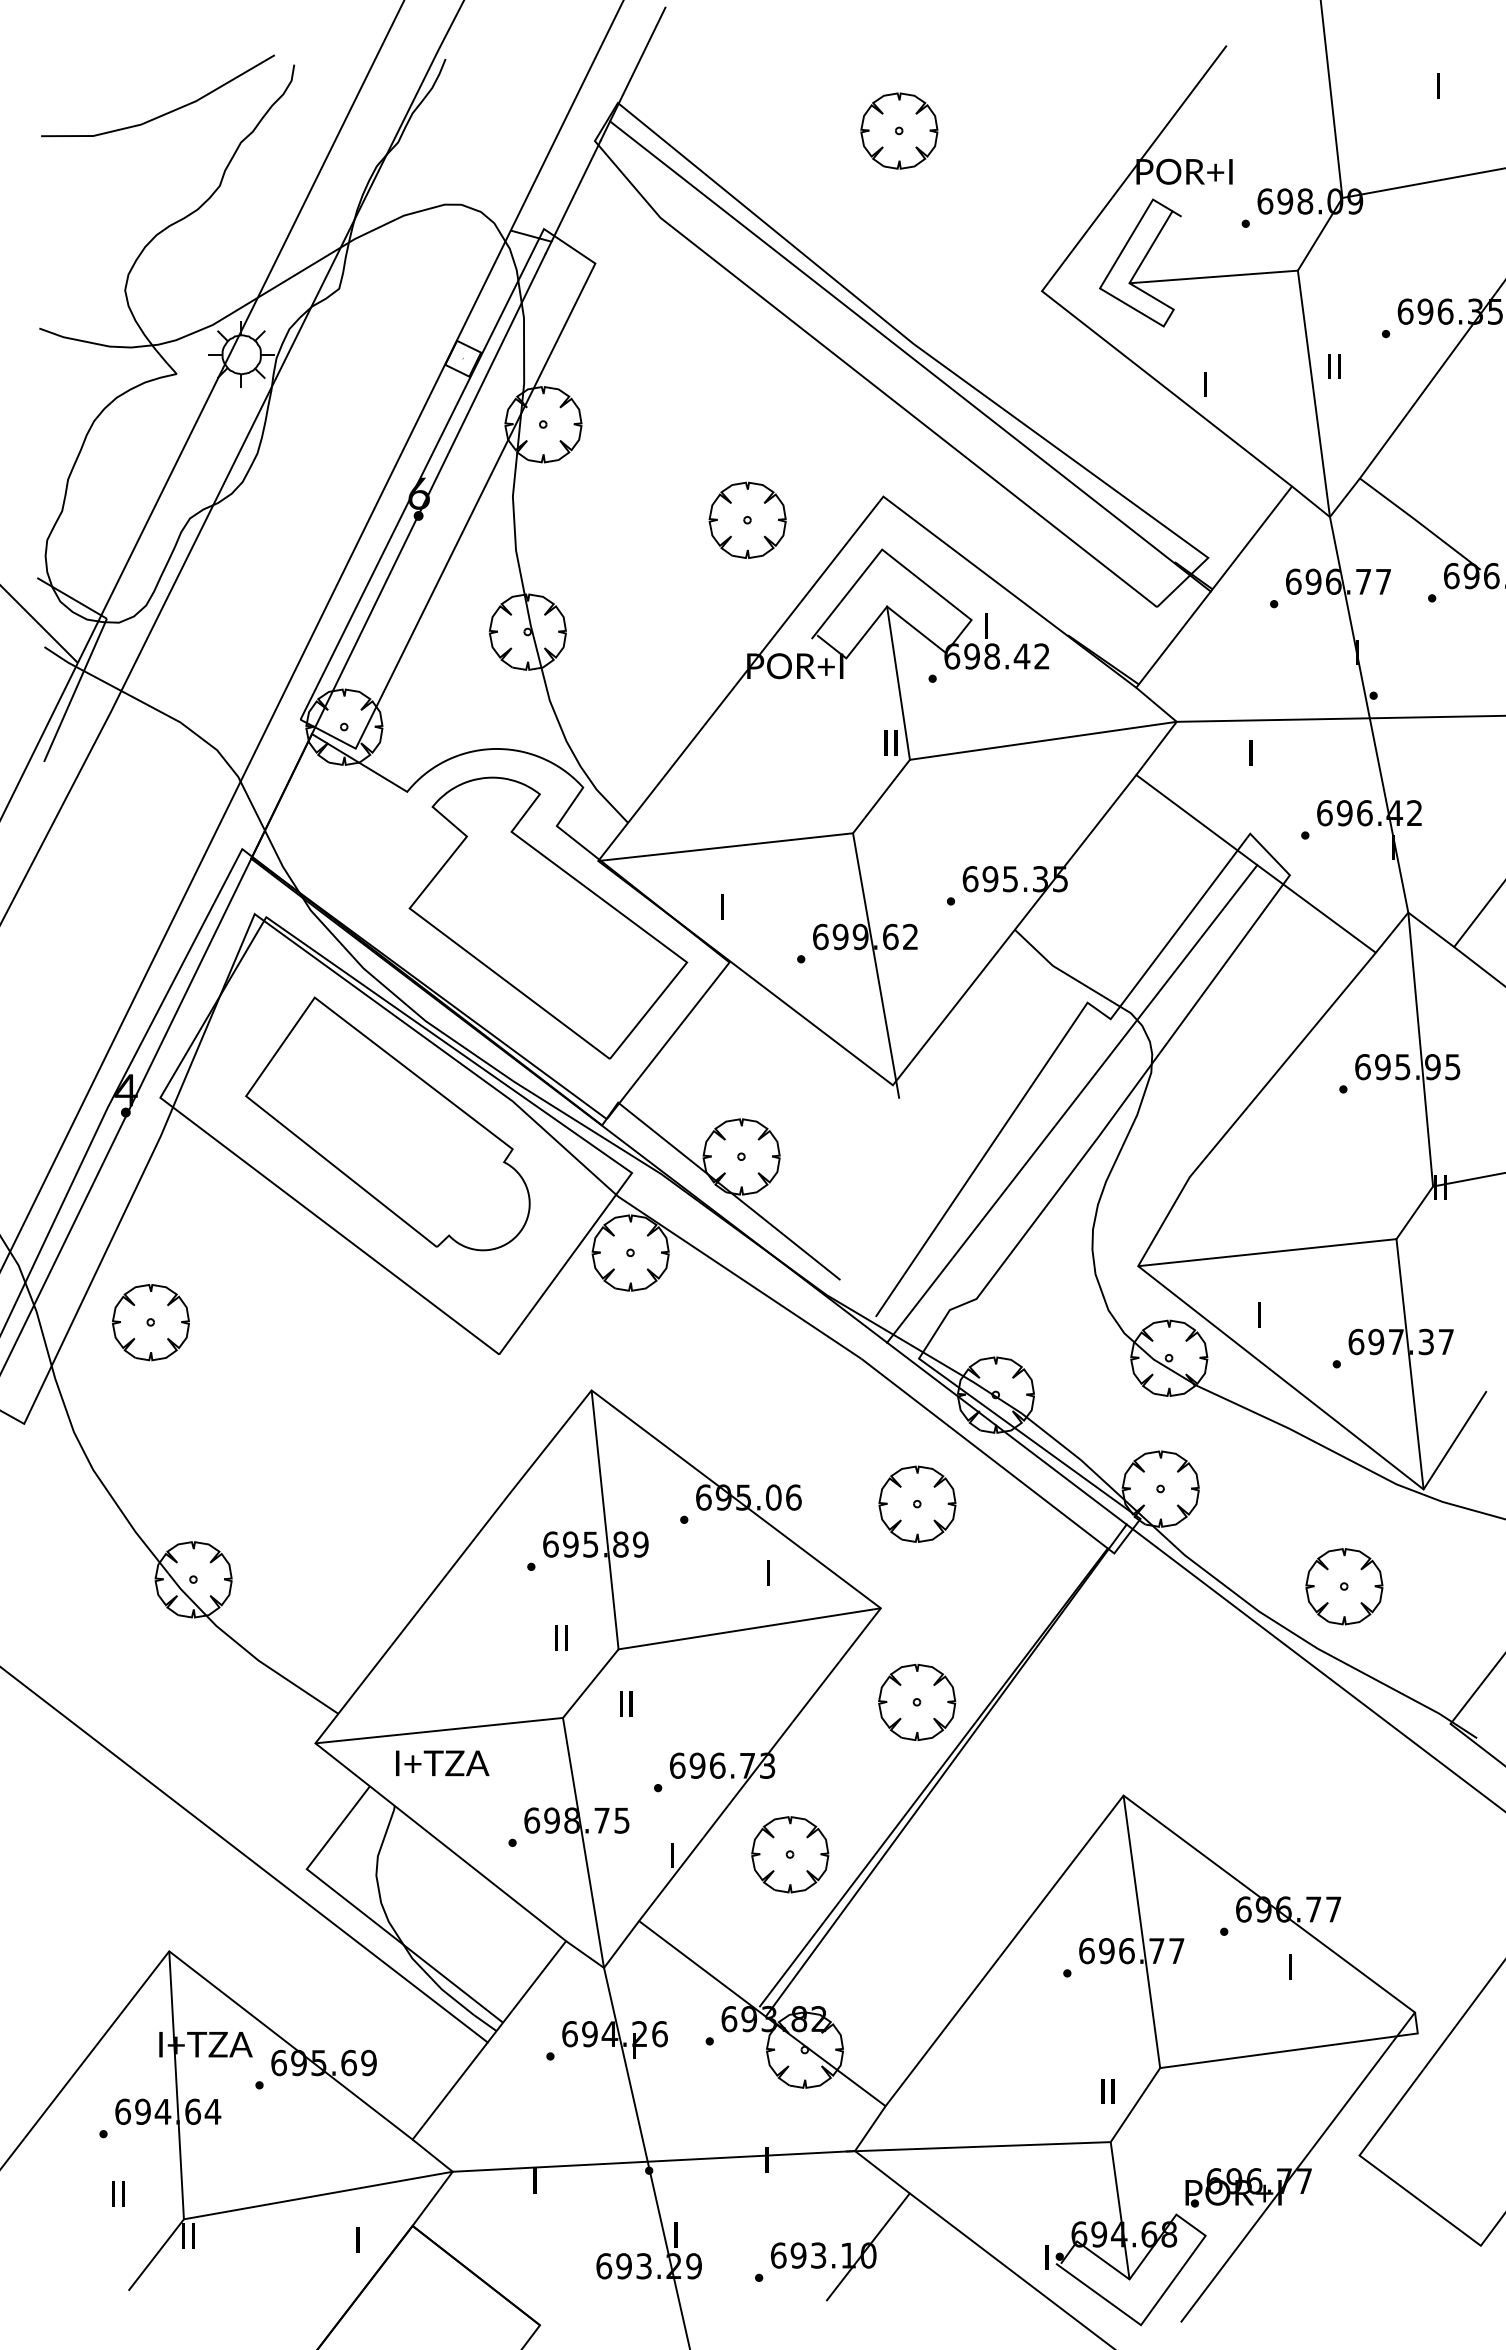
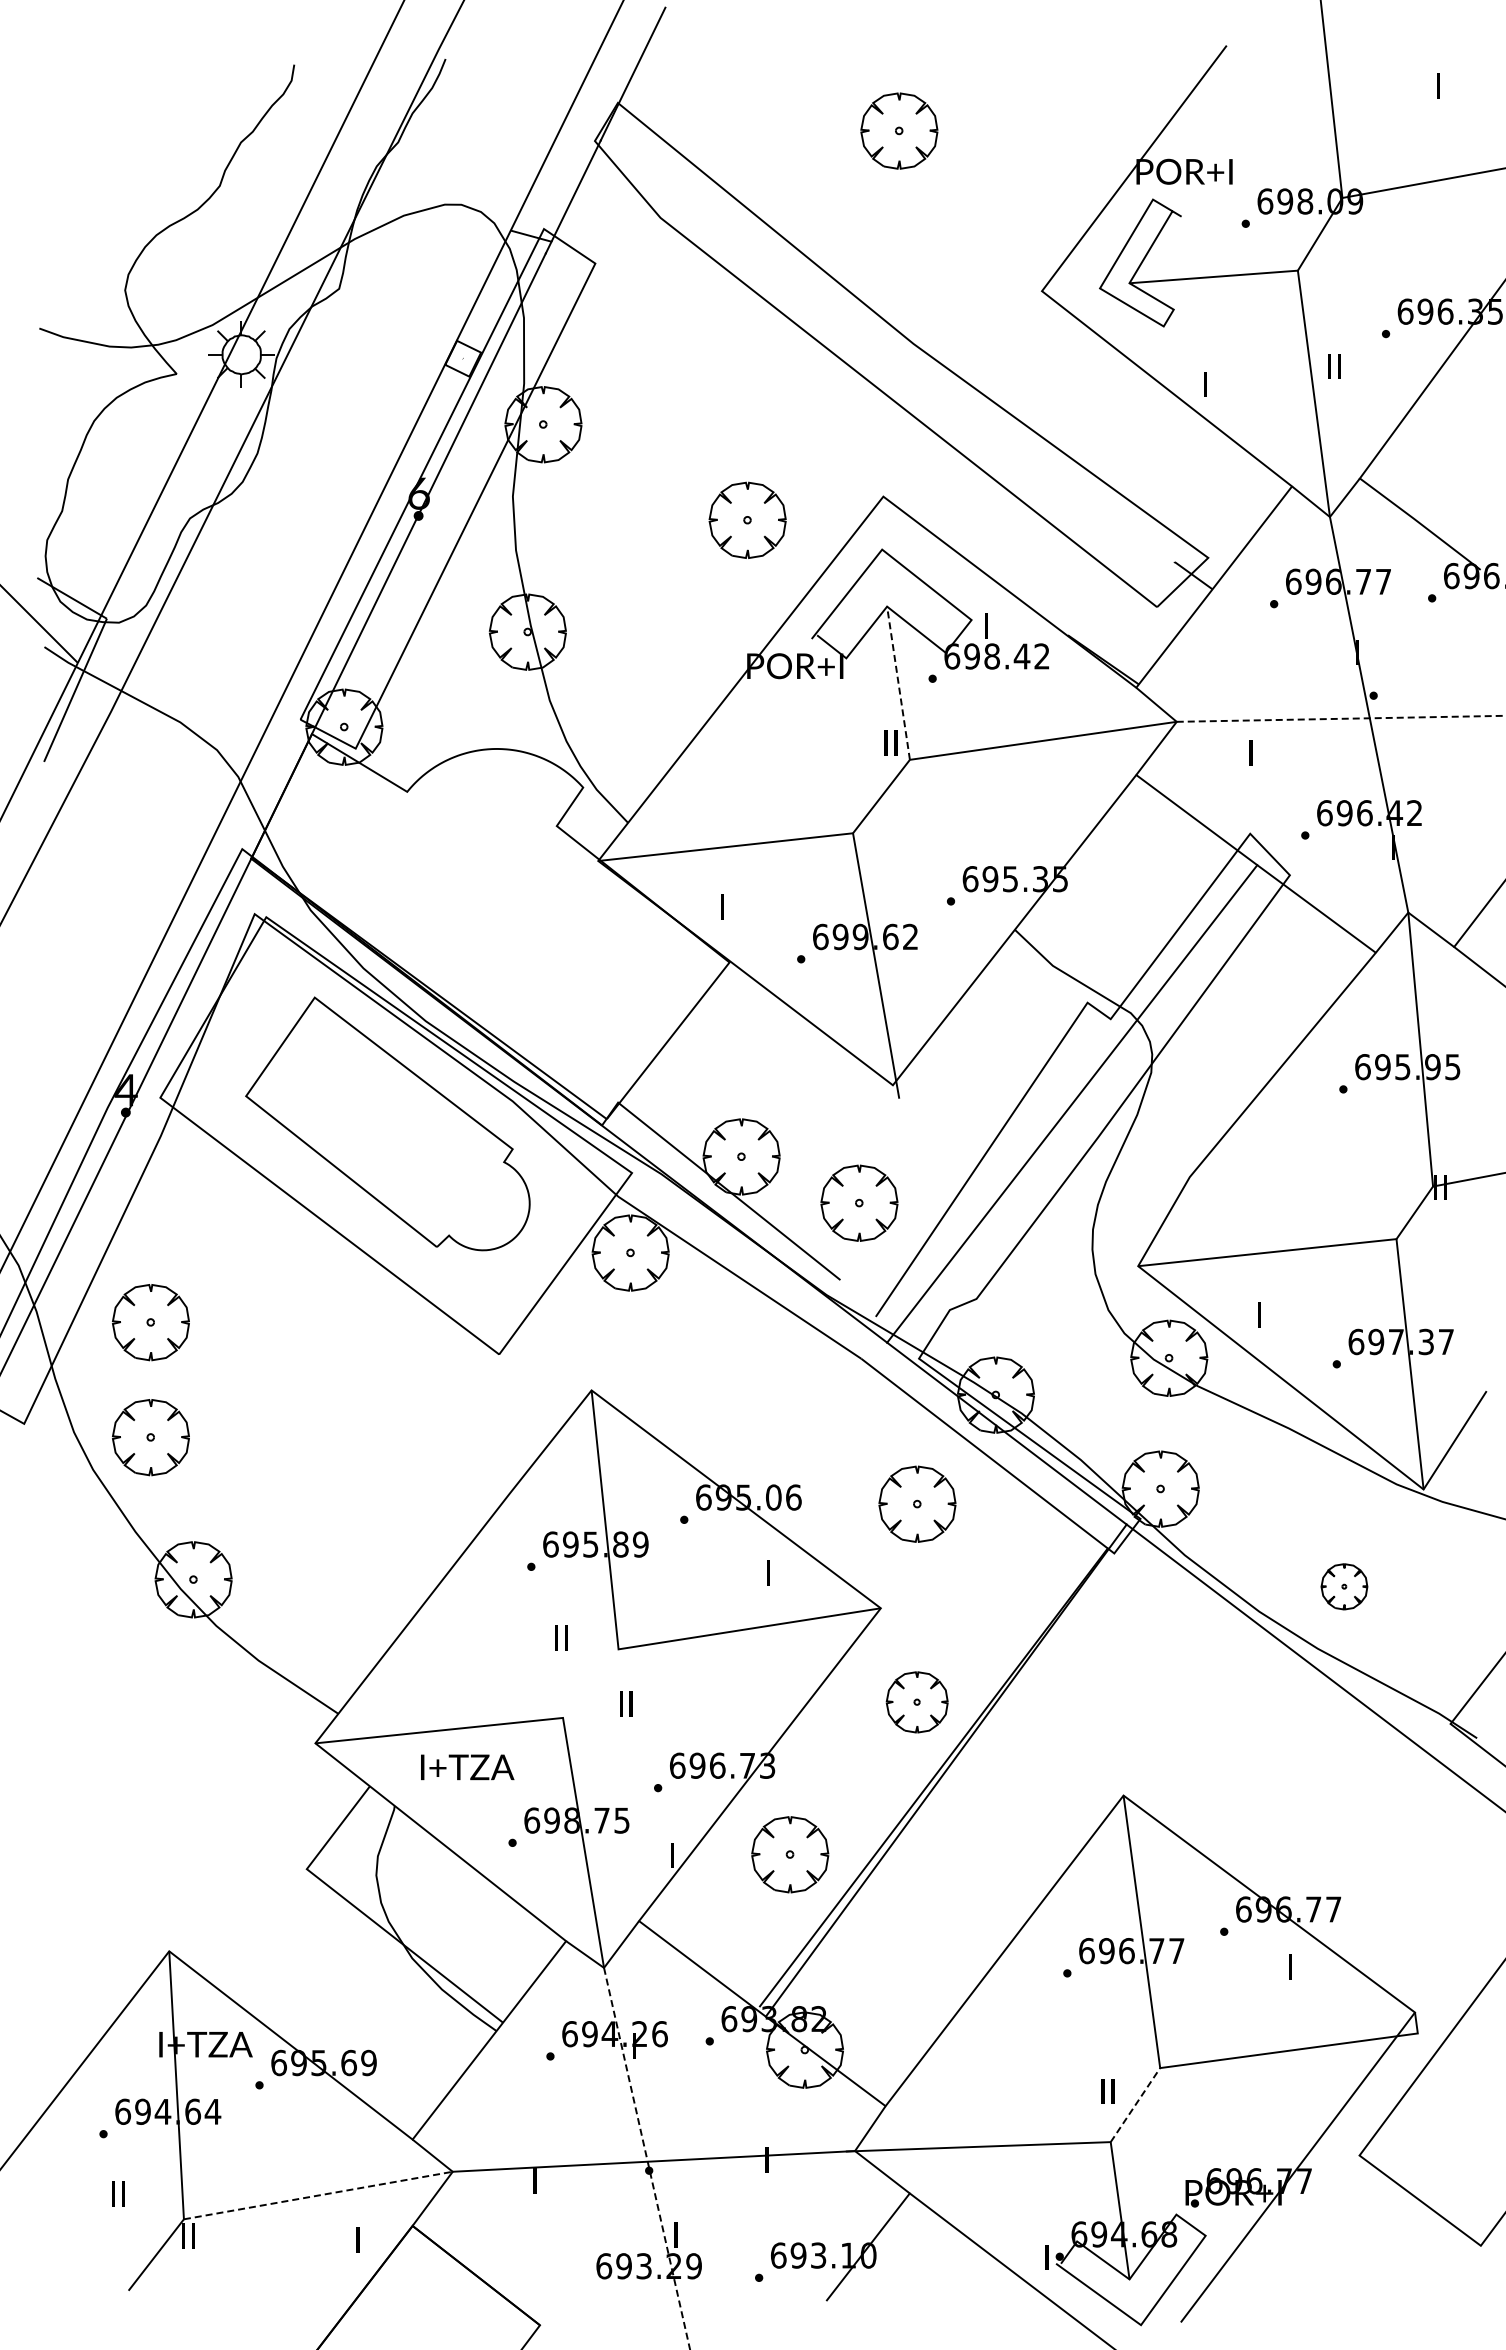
line: present -> none (166, 112)
line: present -> none (910, 356)
line: solid -> dashed (898, 682)
line: solid -> dashed (1341, 718)
part: present -> none (548, 917)
part: none -> present (859, 1202)
part: none -> present (150, 1437)
part size: 79x78 px -> 49x48 px (1344, 1586)
line: present -> none (590, 1683)
part size: 79x78 px -> 64x63 px (916, 1702)
text position: (442, 1763) -> (467, 1767) (467, 1767)
line: present -> none (244, 1855)
line: solid -> dashed (1135, 2105)
line: solid -> dashed (647, 2158)
line: solid -> dashed (318, 2195)
